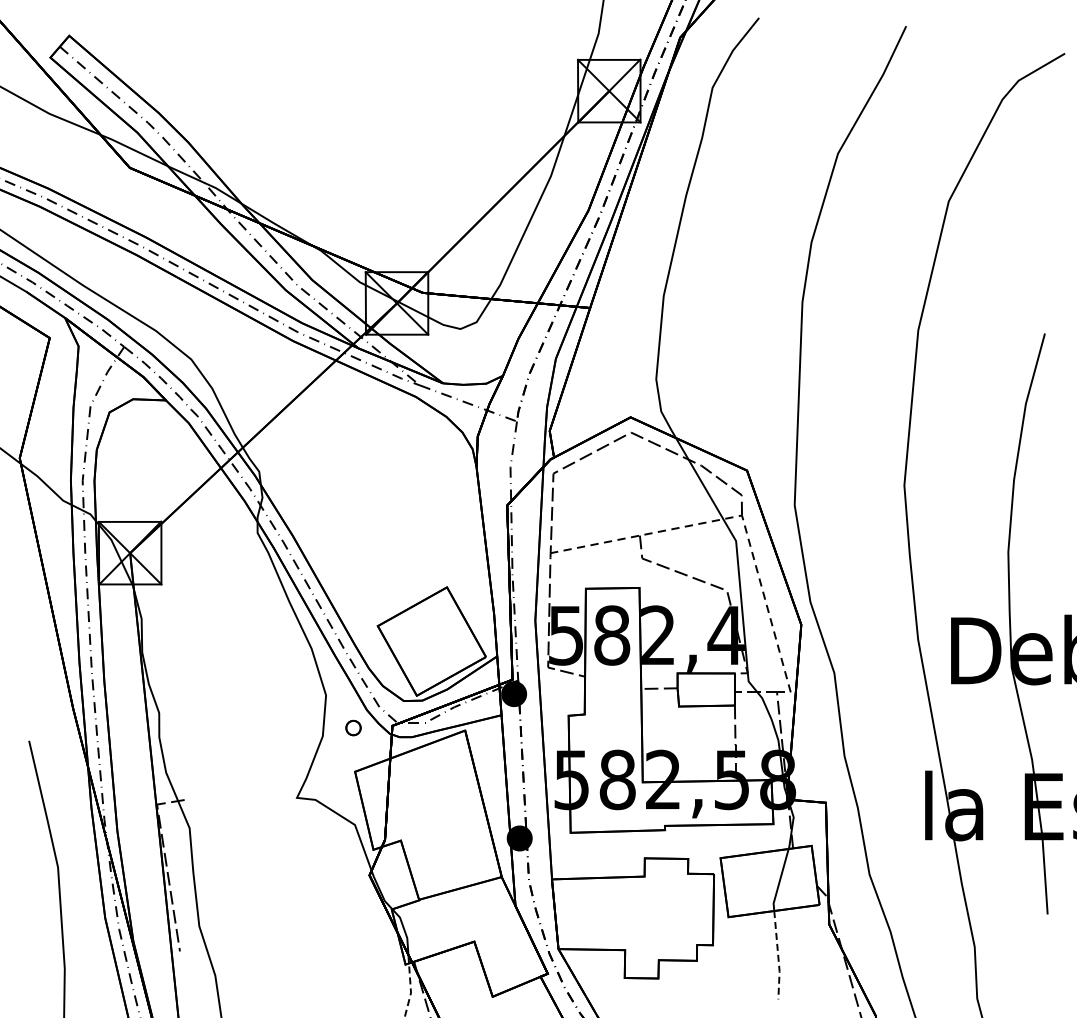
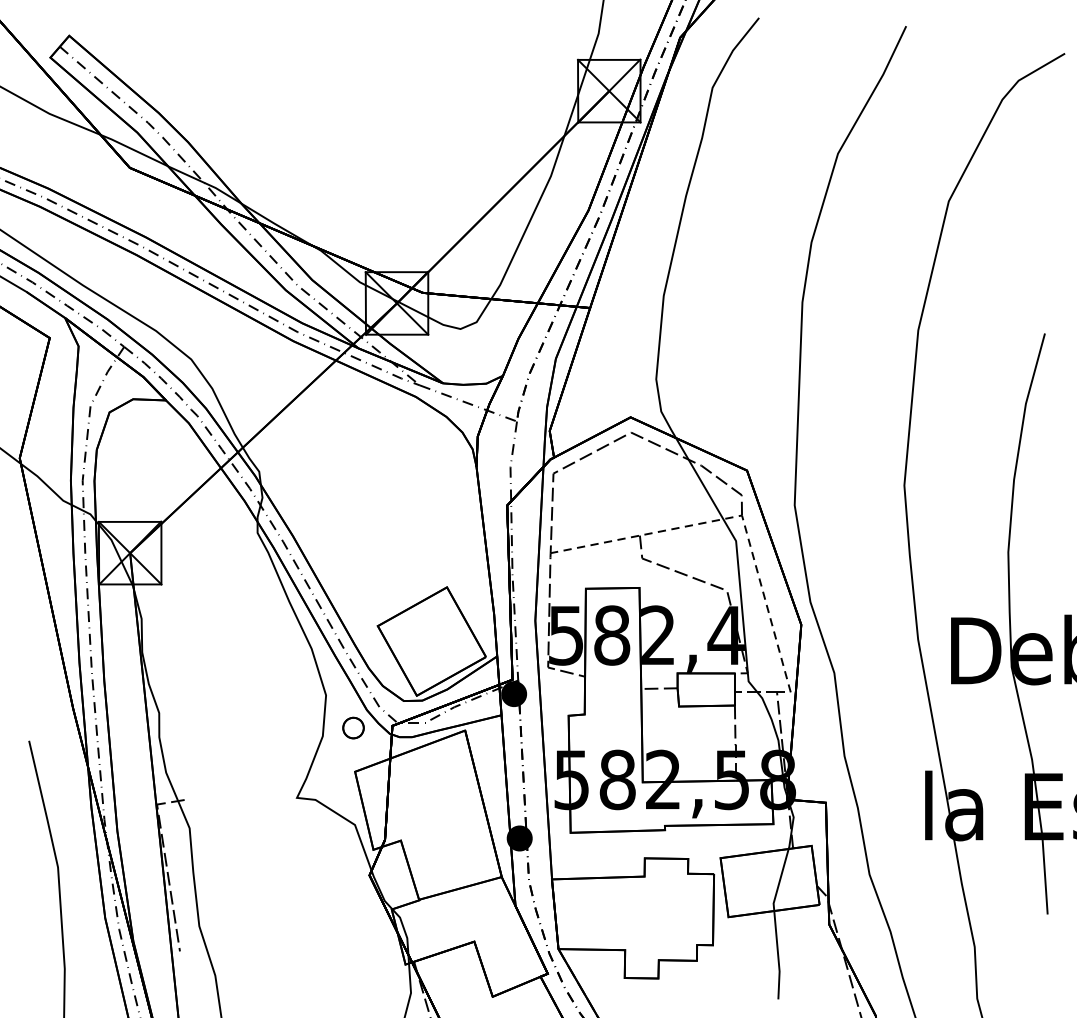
part size: 17x18 px -> 23x24 px (353, 727)
line: dashed -> solid (778, 955)
line: dashed -> solid (410, 991)
